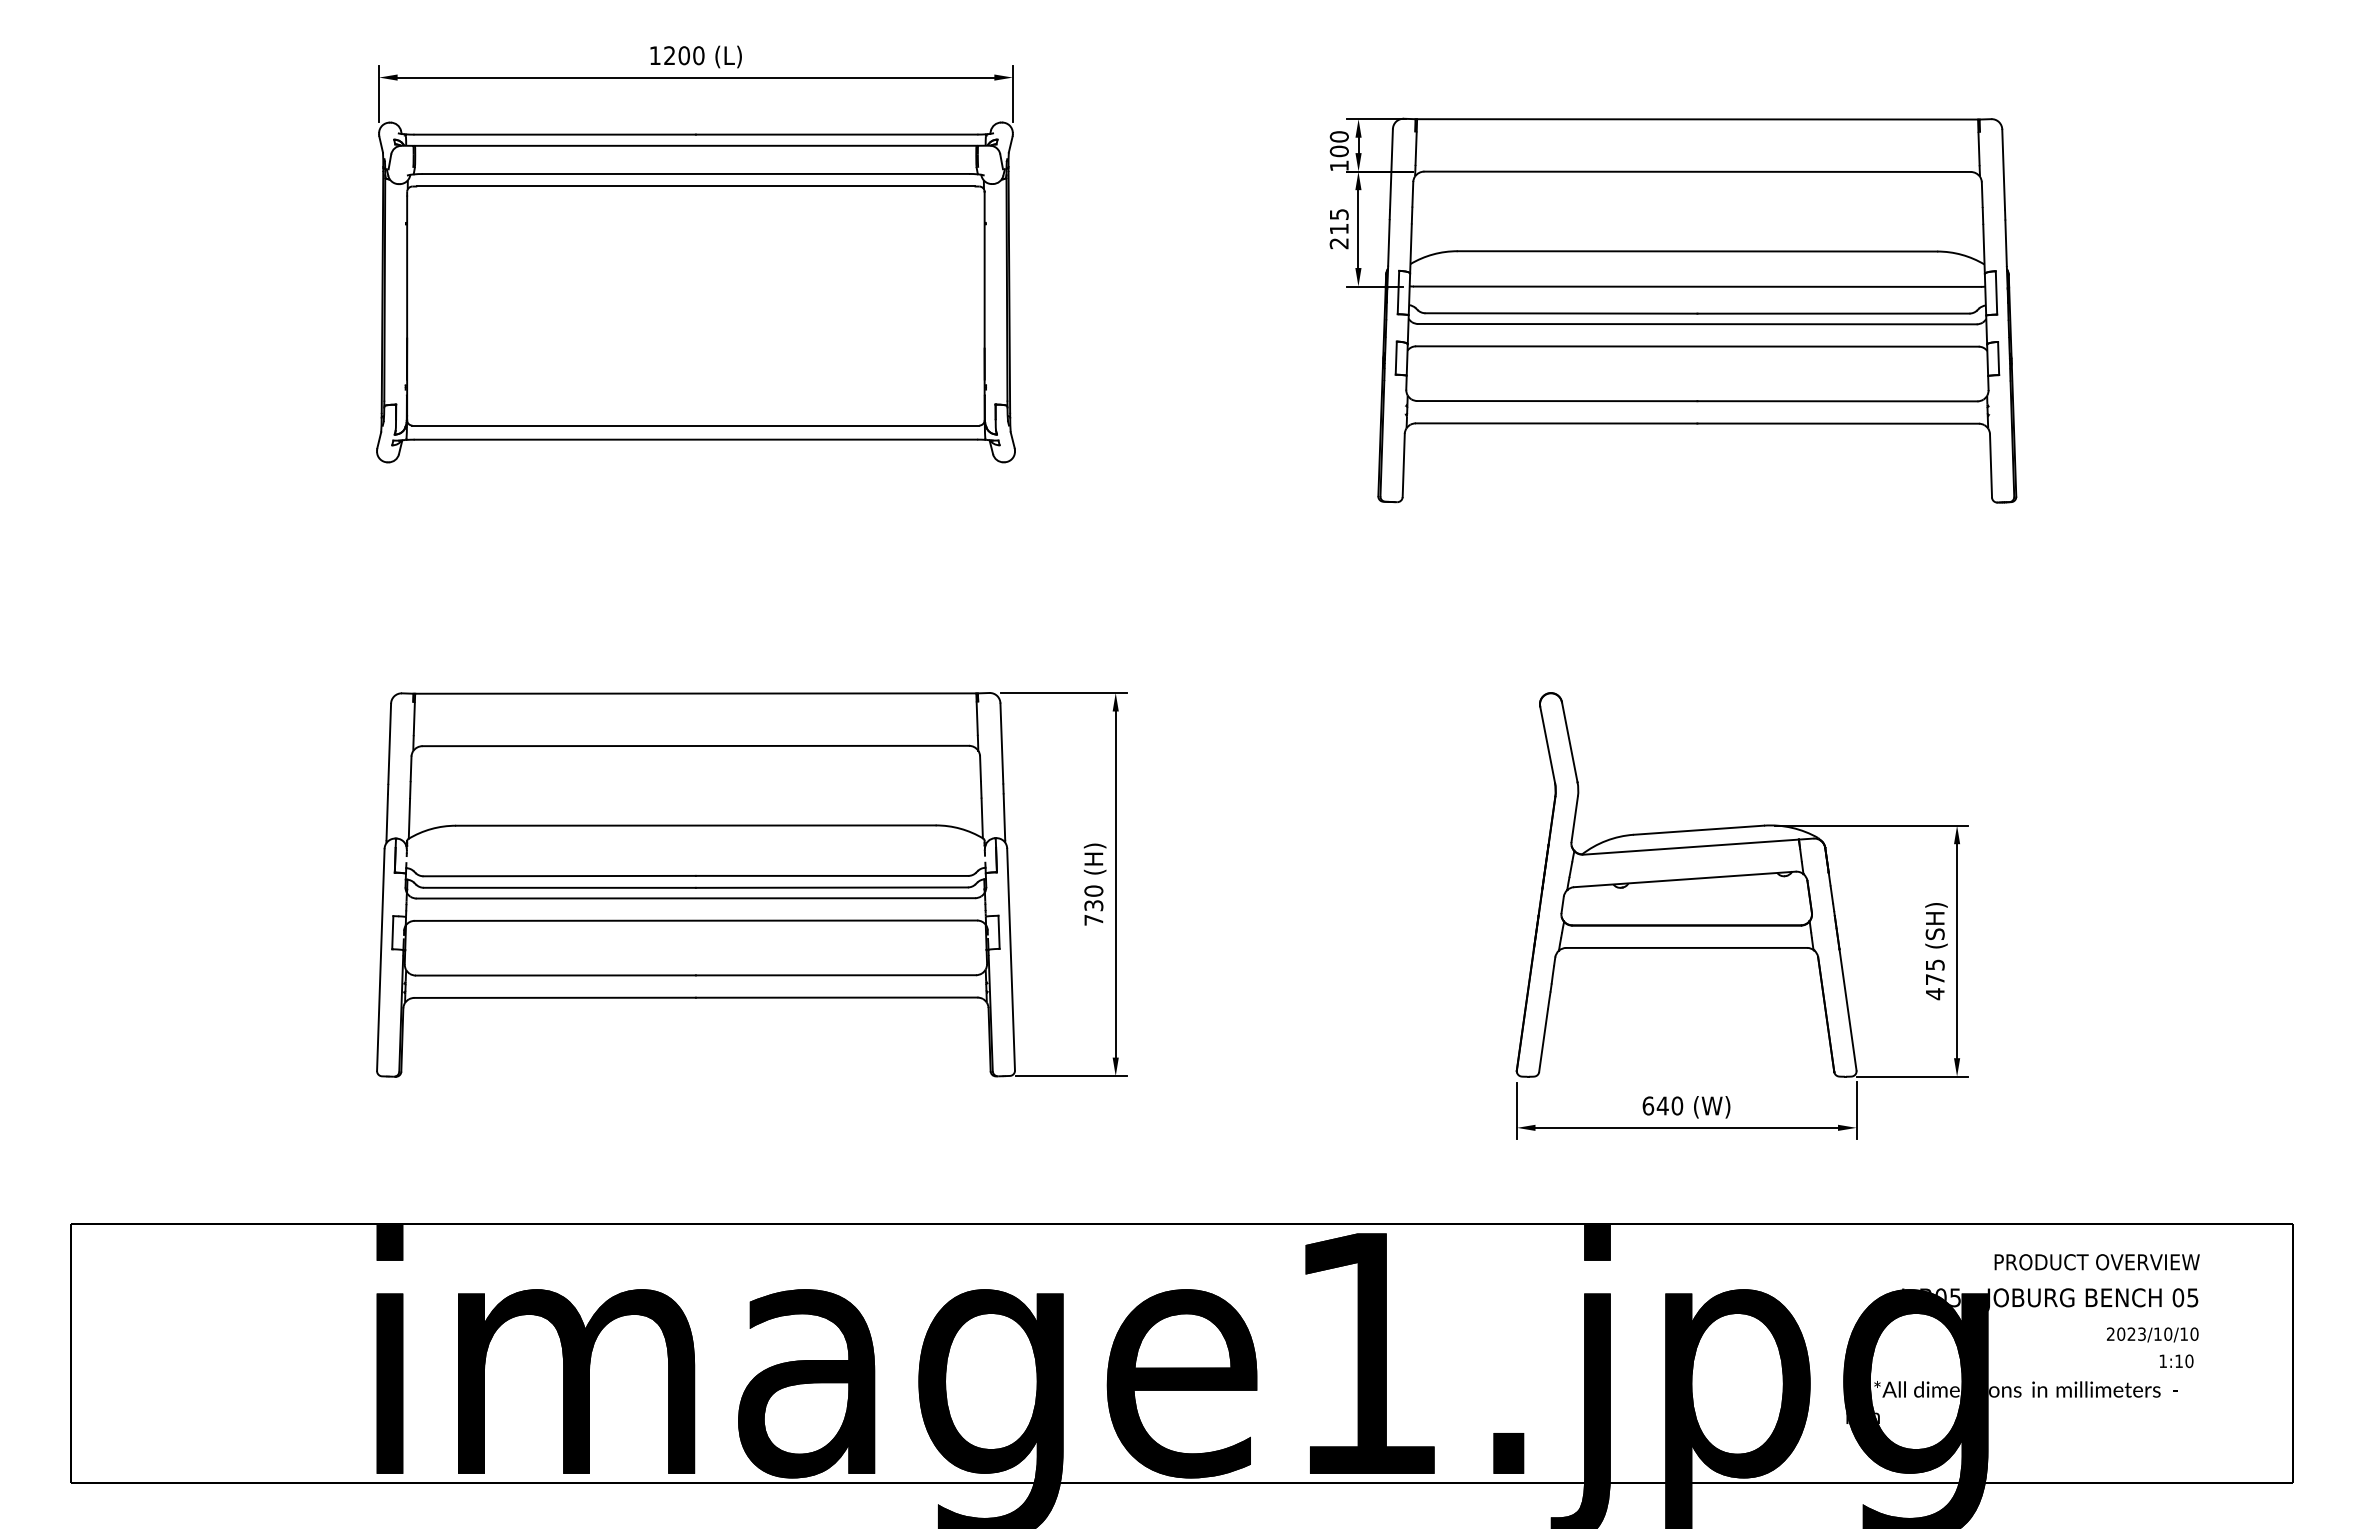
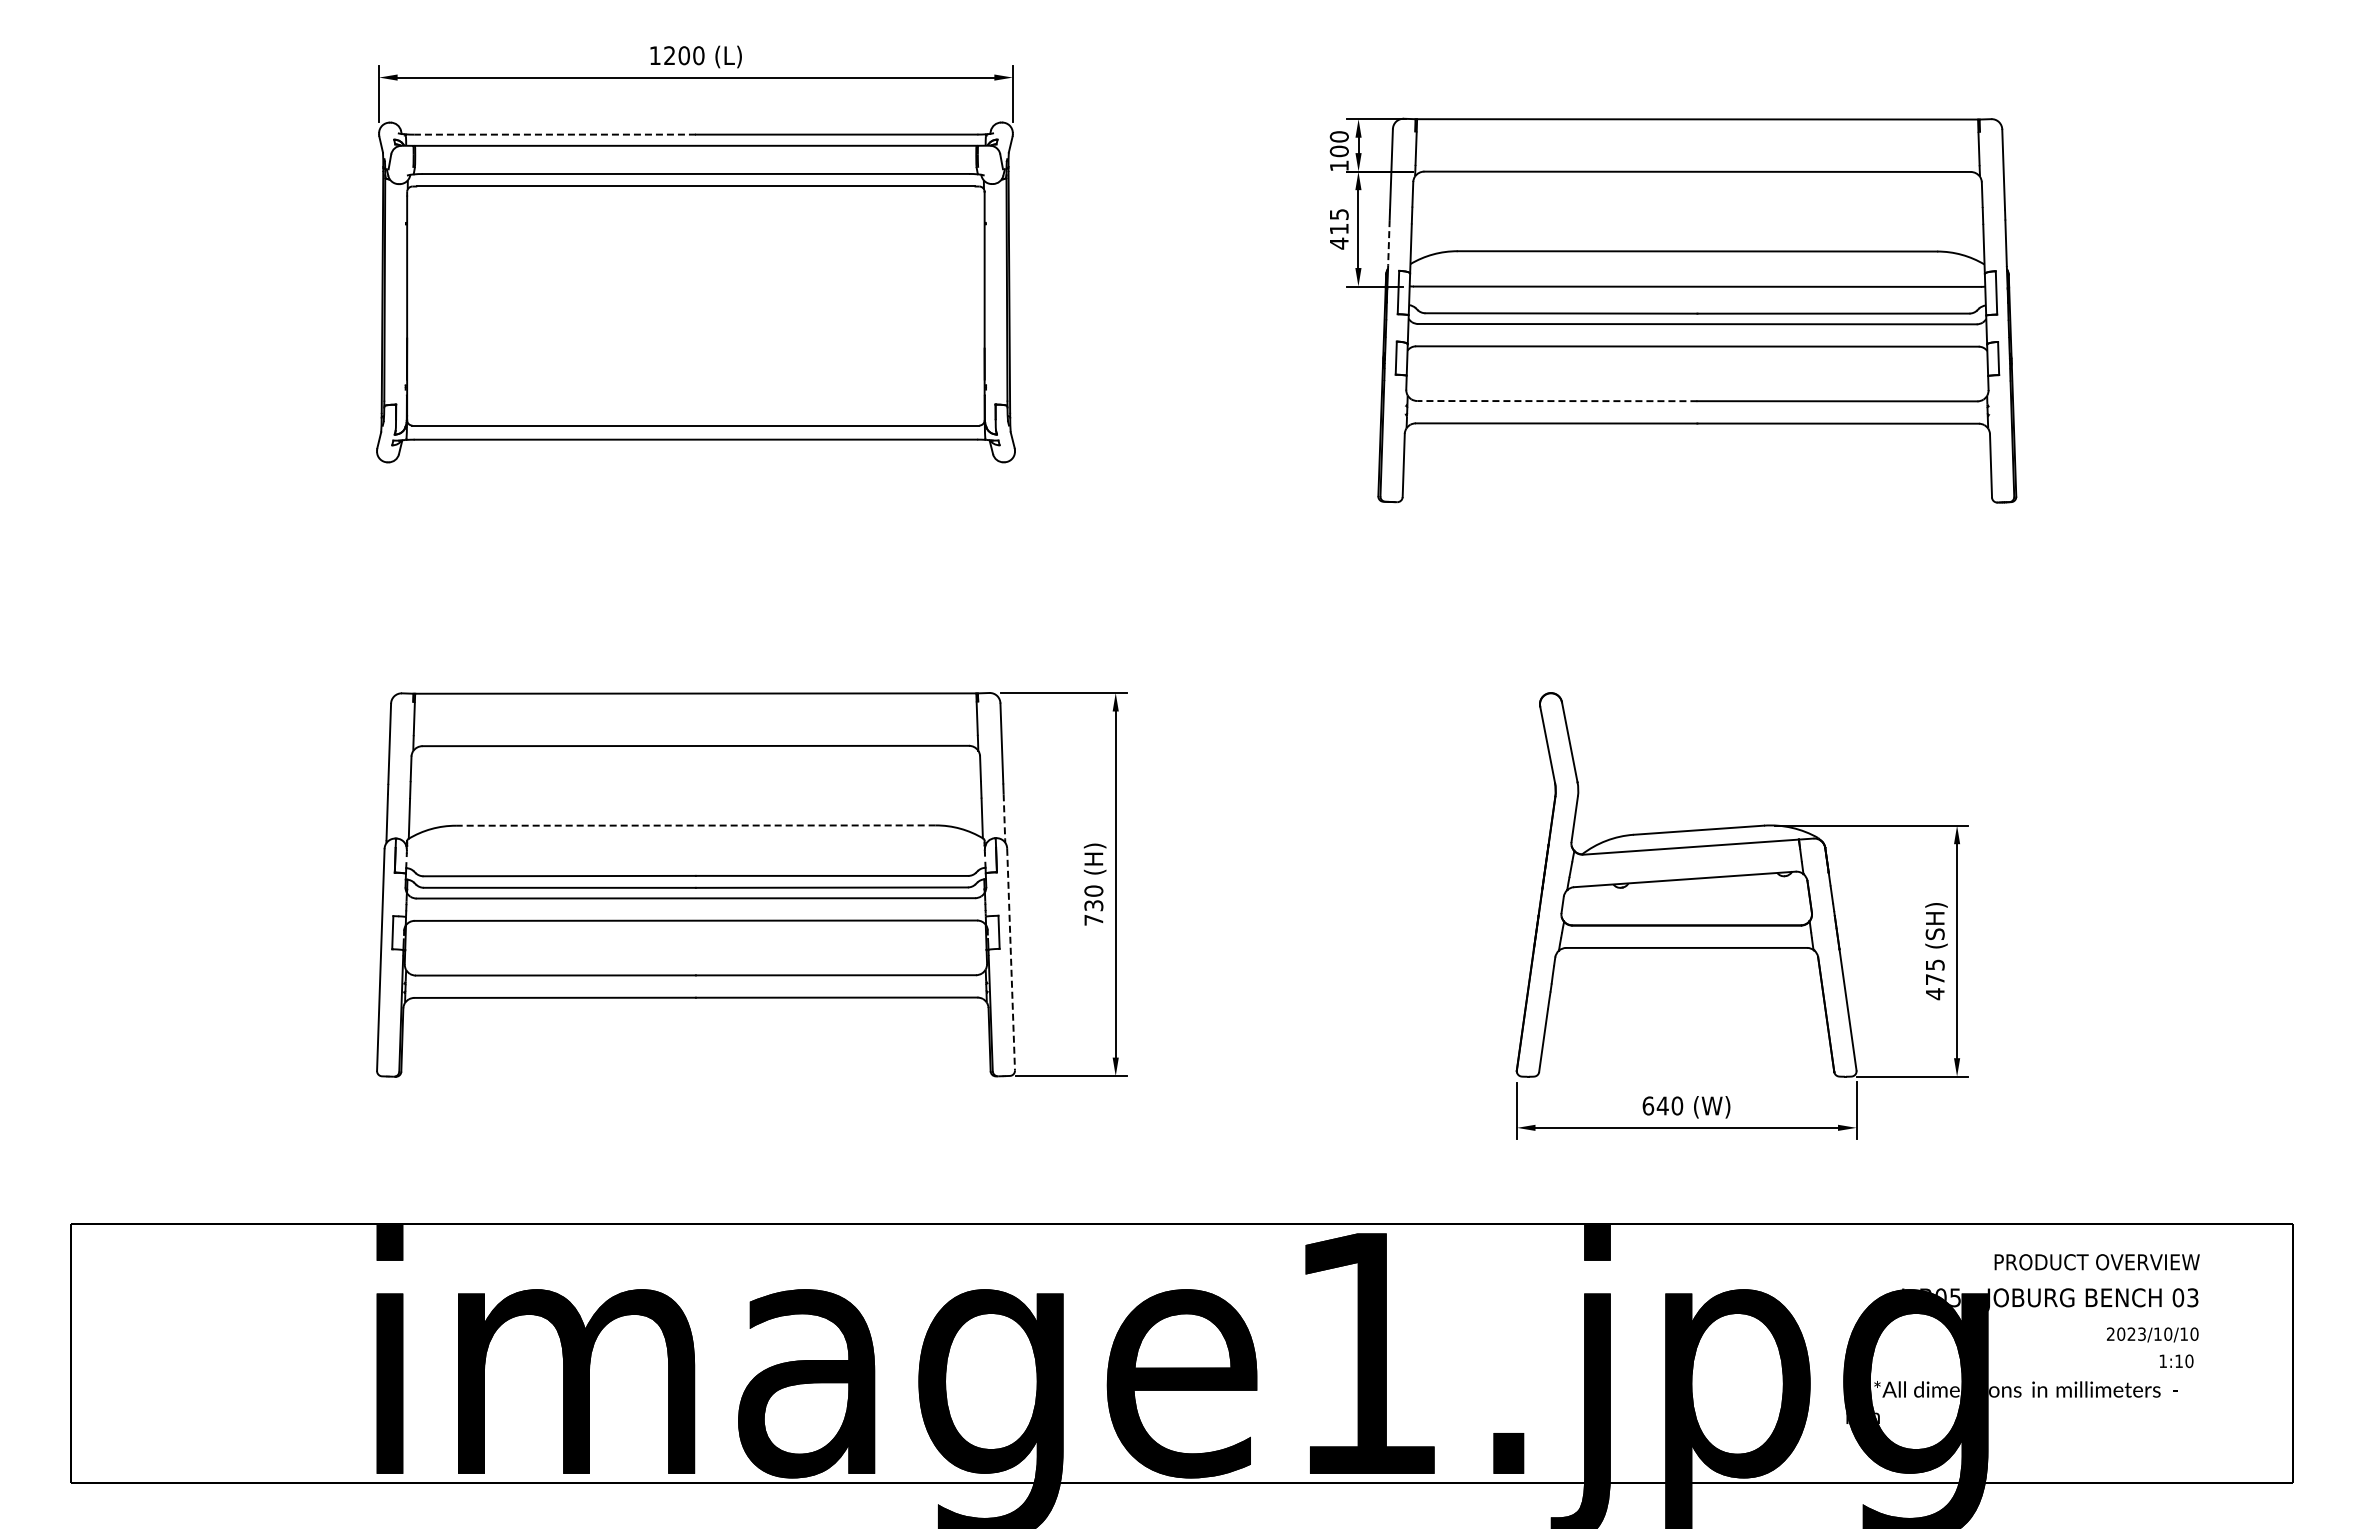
line: solid -> dashed (555, 134)
line: solid -> dashed (1388, 242)
text: 215 -> 415 (1338, 243)
line: solid -> dashed (1556, 401)
line: solid -> dashed (1004, 817)
line: solid -> dashed (695, 825)
line: solid -> dashed (1011, 959)
text: 05 -> 03 (2193, 1297)
